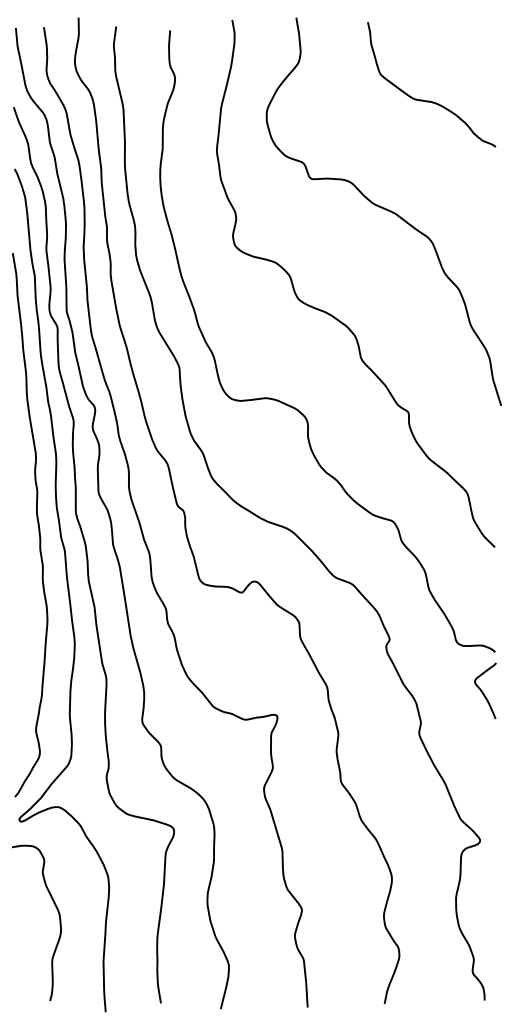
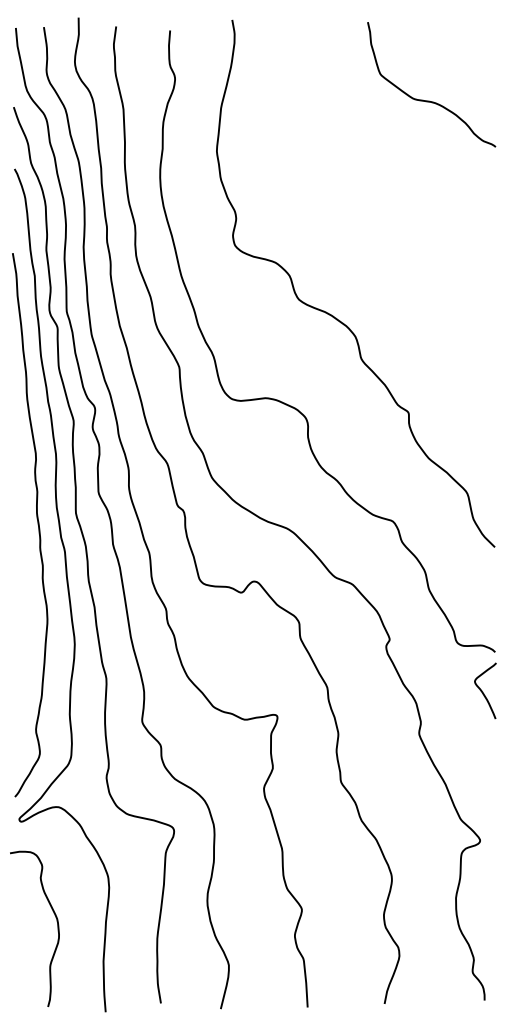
curve: present -> none (383, 209)
curve position: (59, 922) -> (57, 928) (57, 928)
